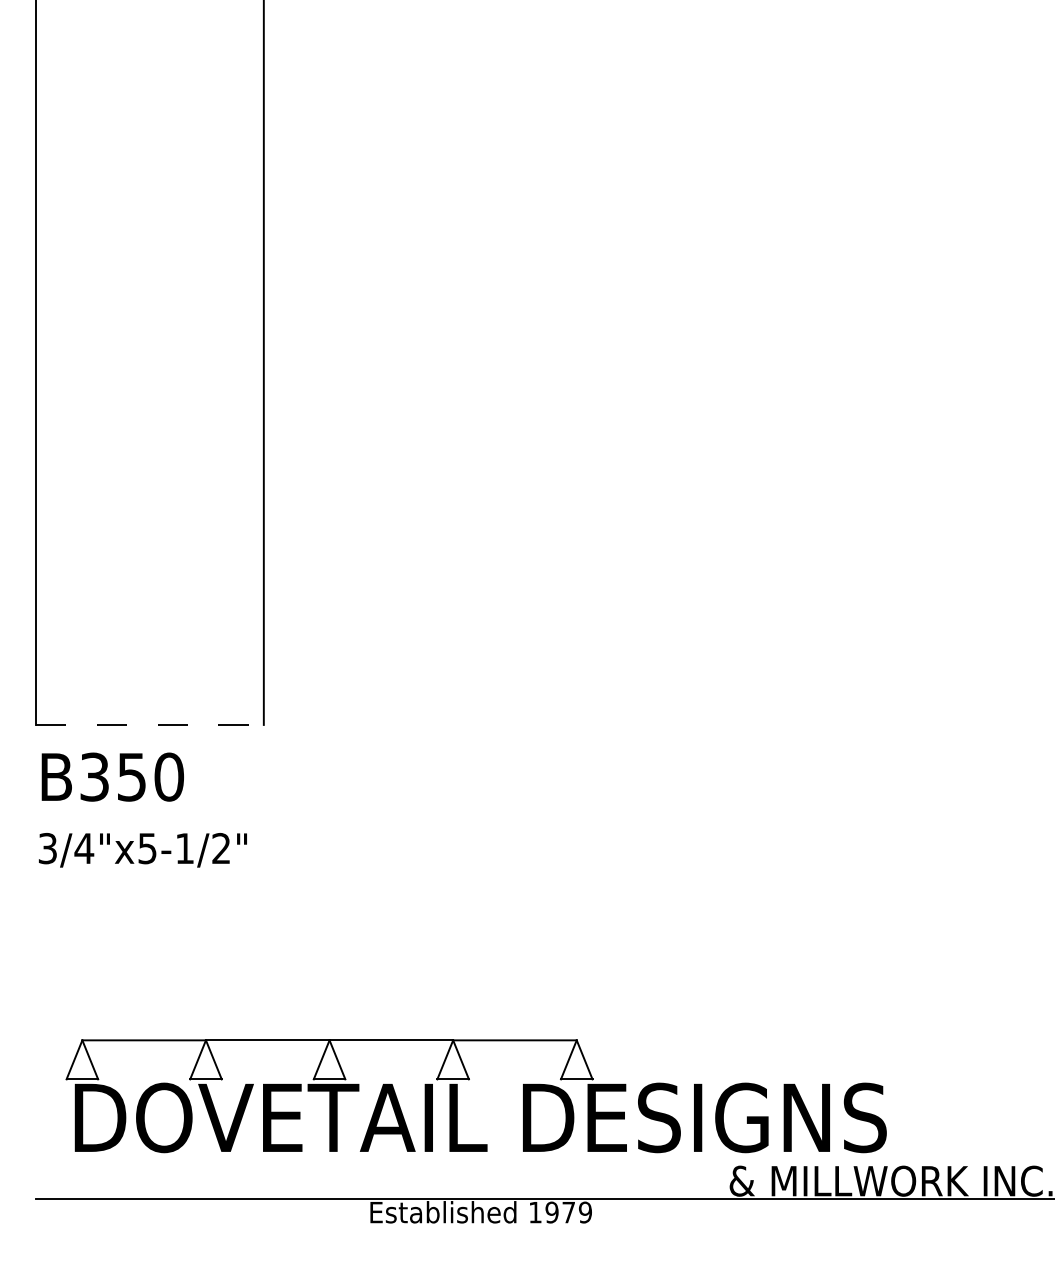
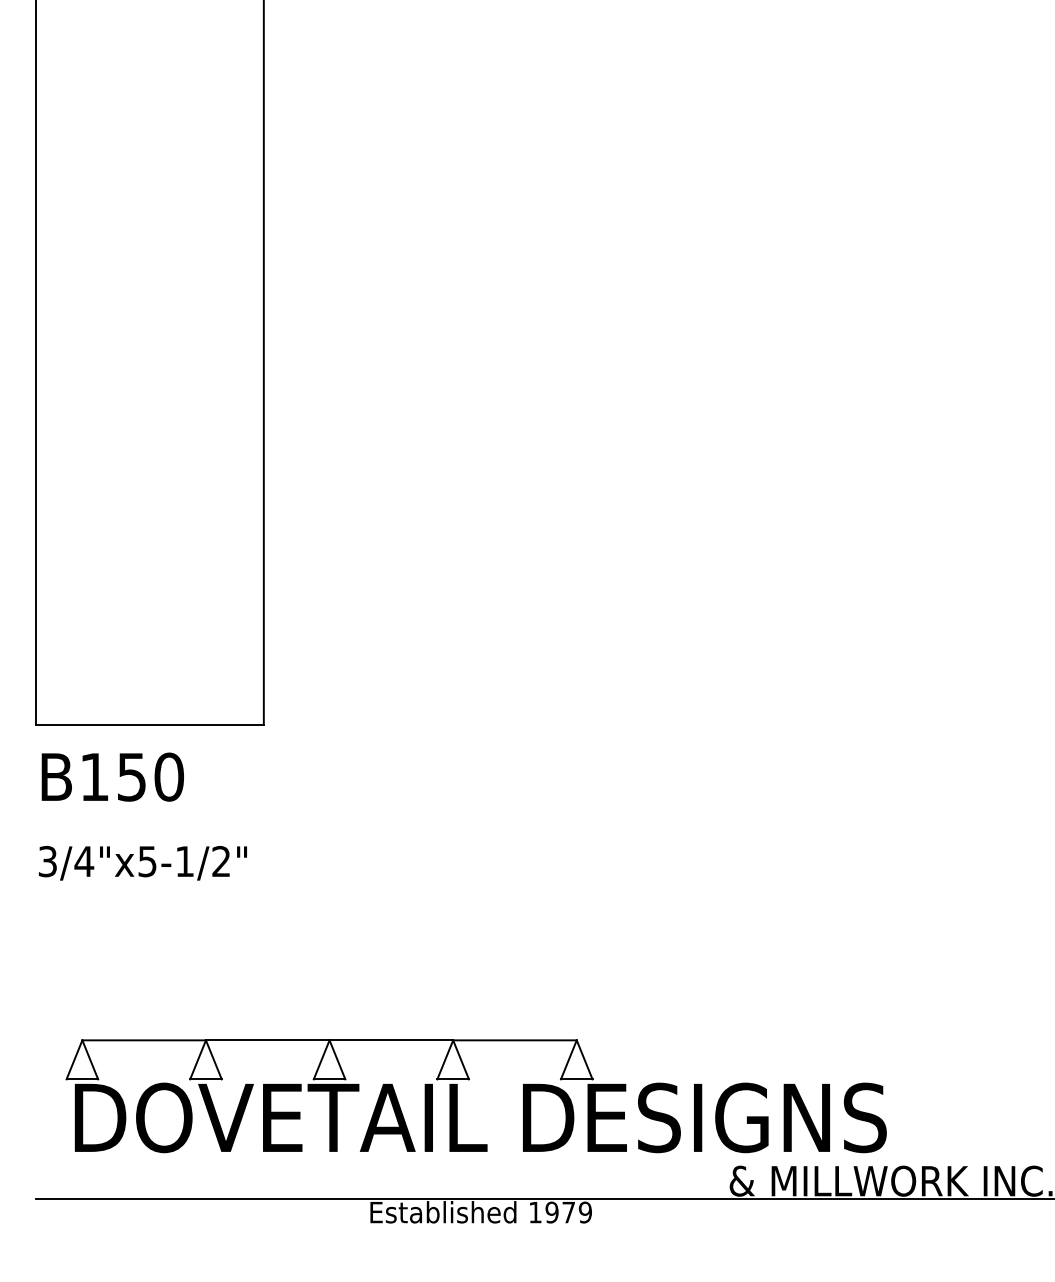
line: dashed -> solid (149, 724)
text: B350 -> B150 (94, 776)
text position: (142, 850) -> (142, 863) (142, 863)
